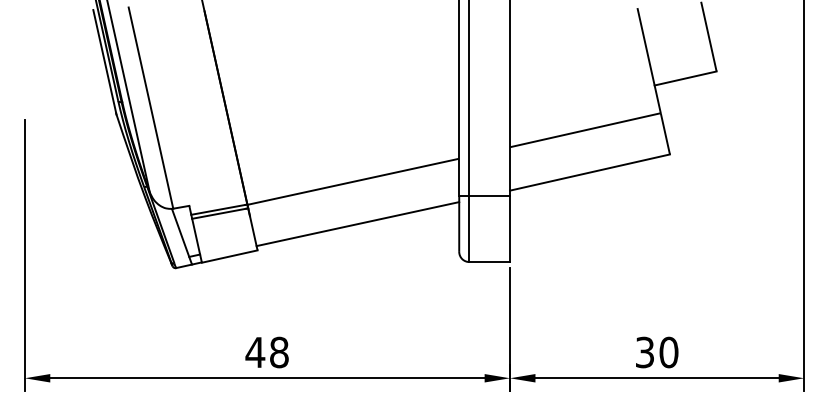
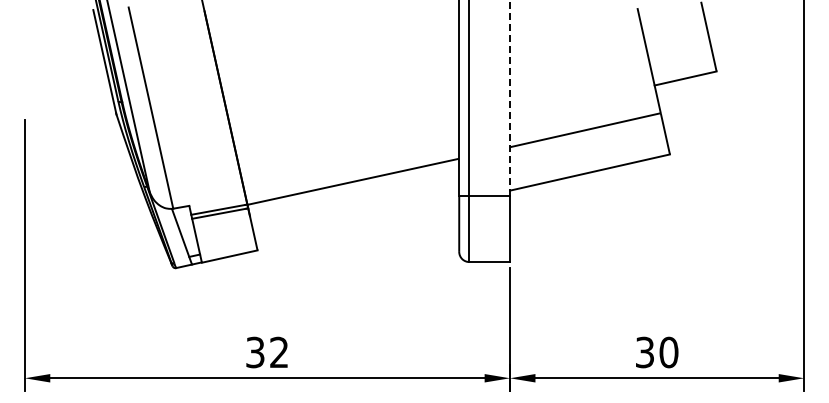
line: solid -> dashed (510, 98)
line: present -> none (357, 224)
text: 48 -> 32 (266, 352)
